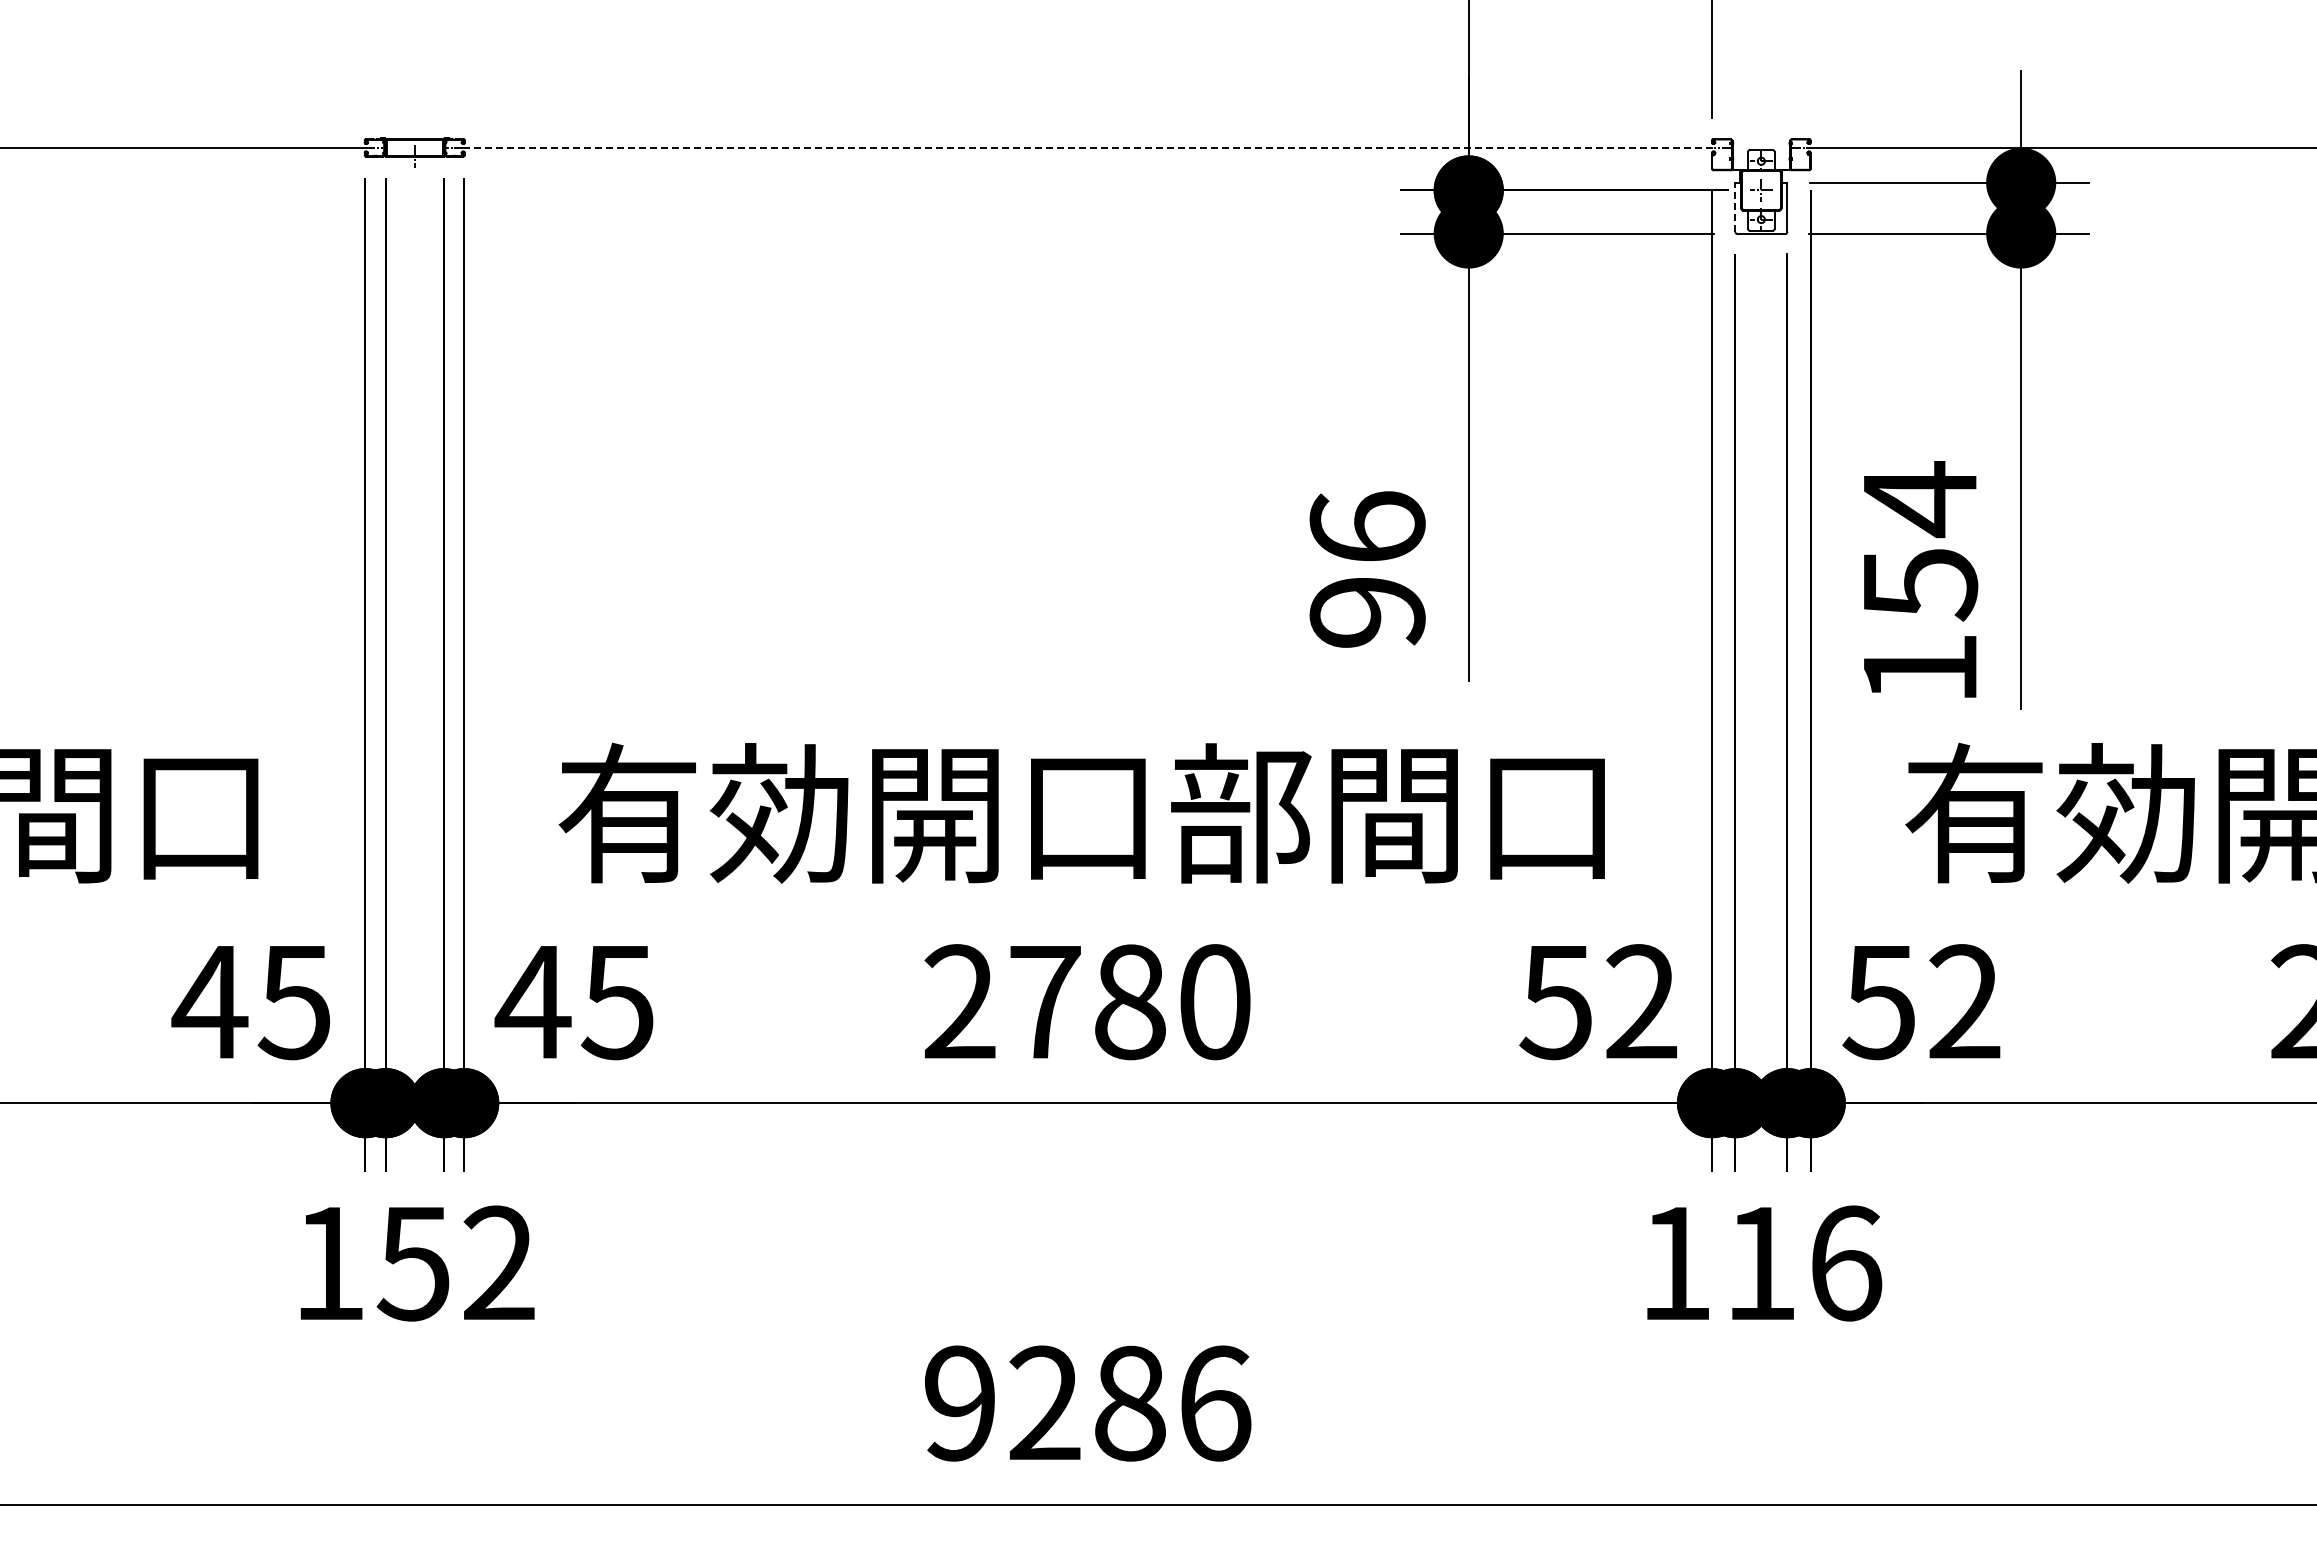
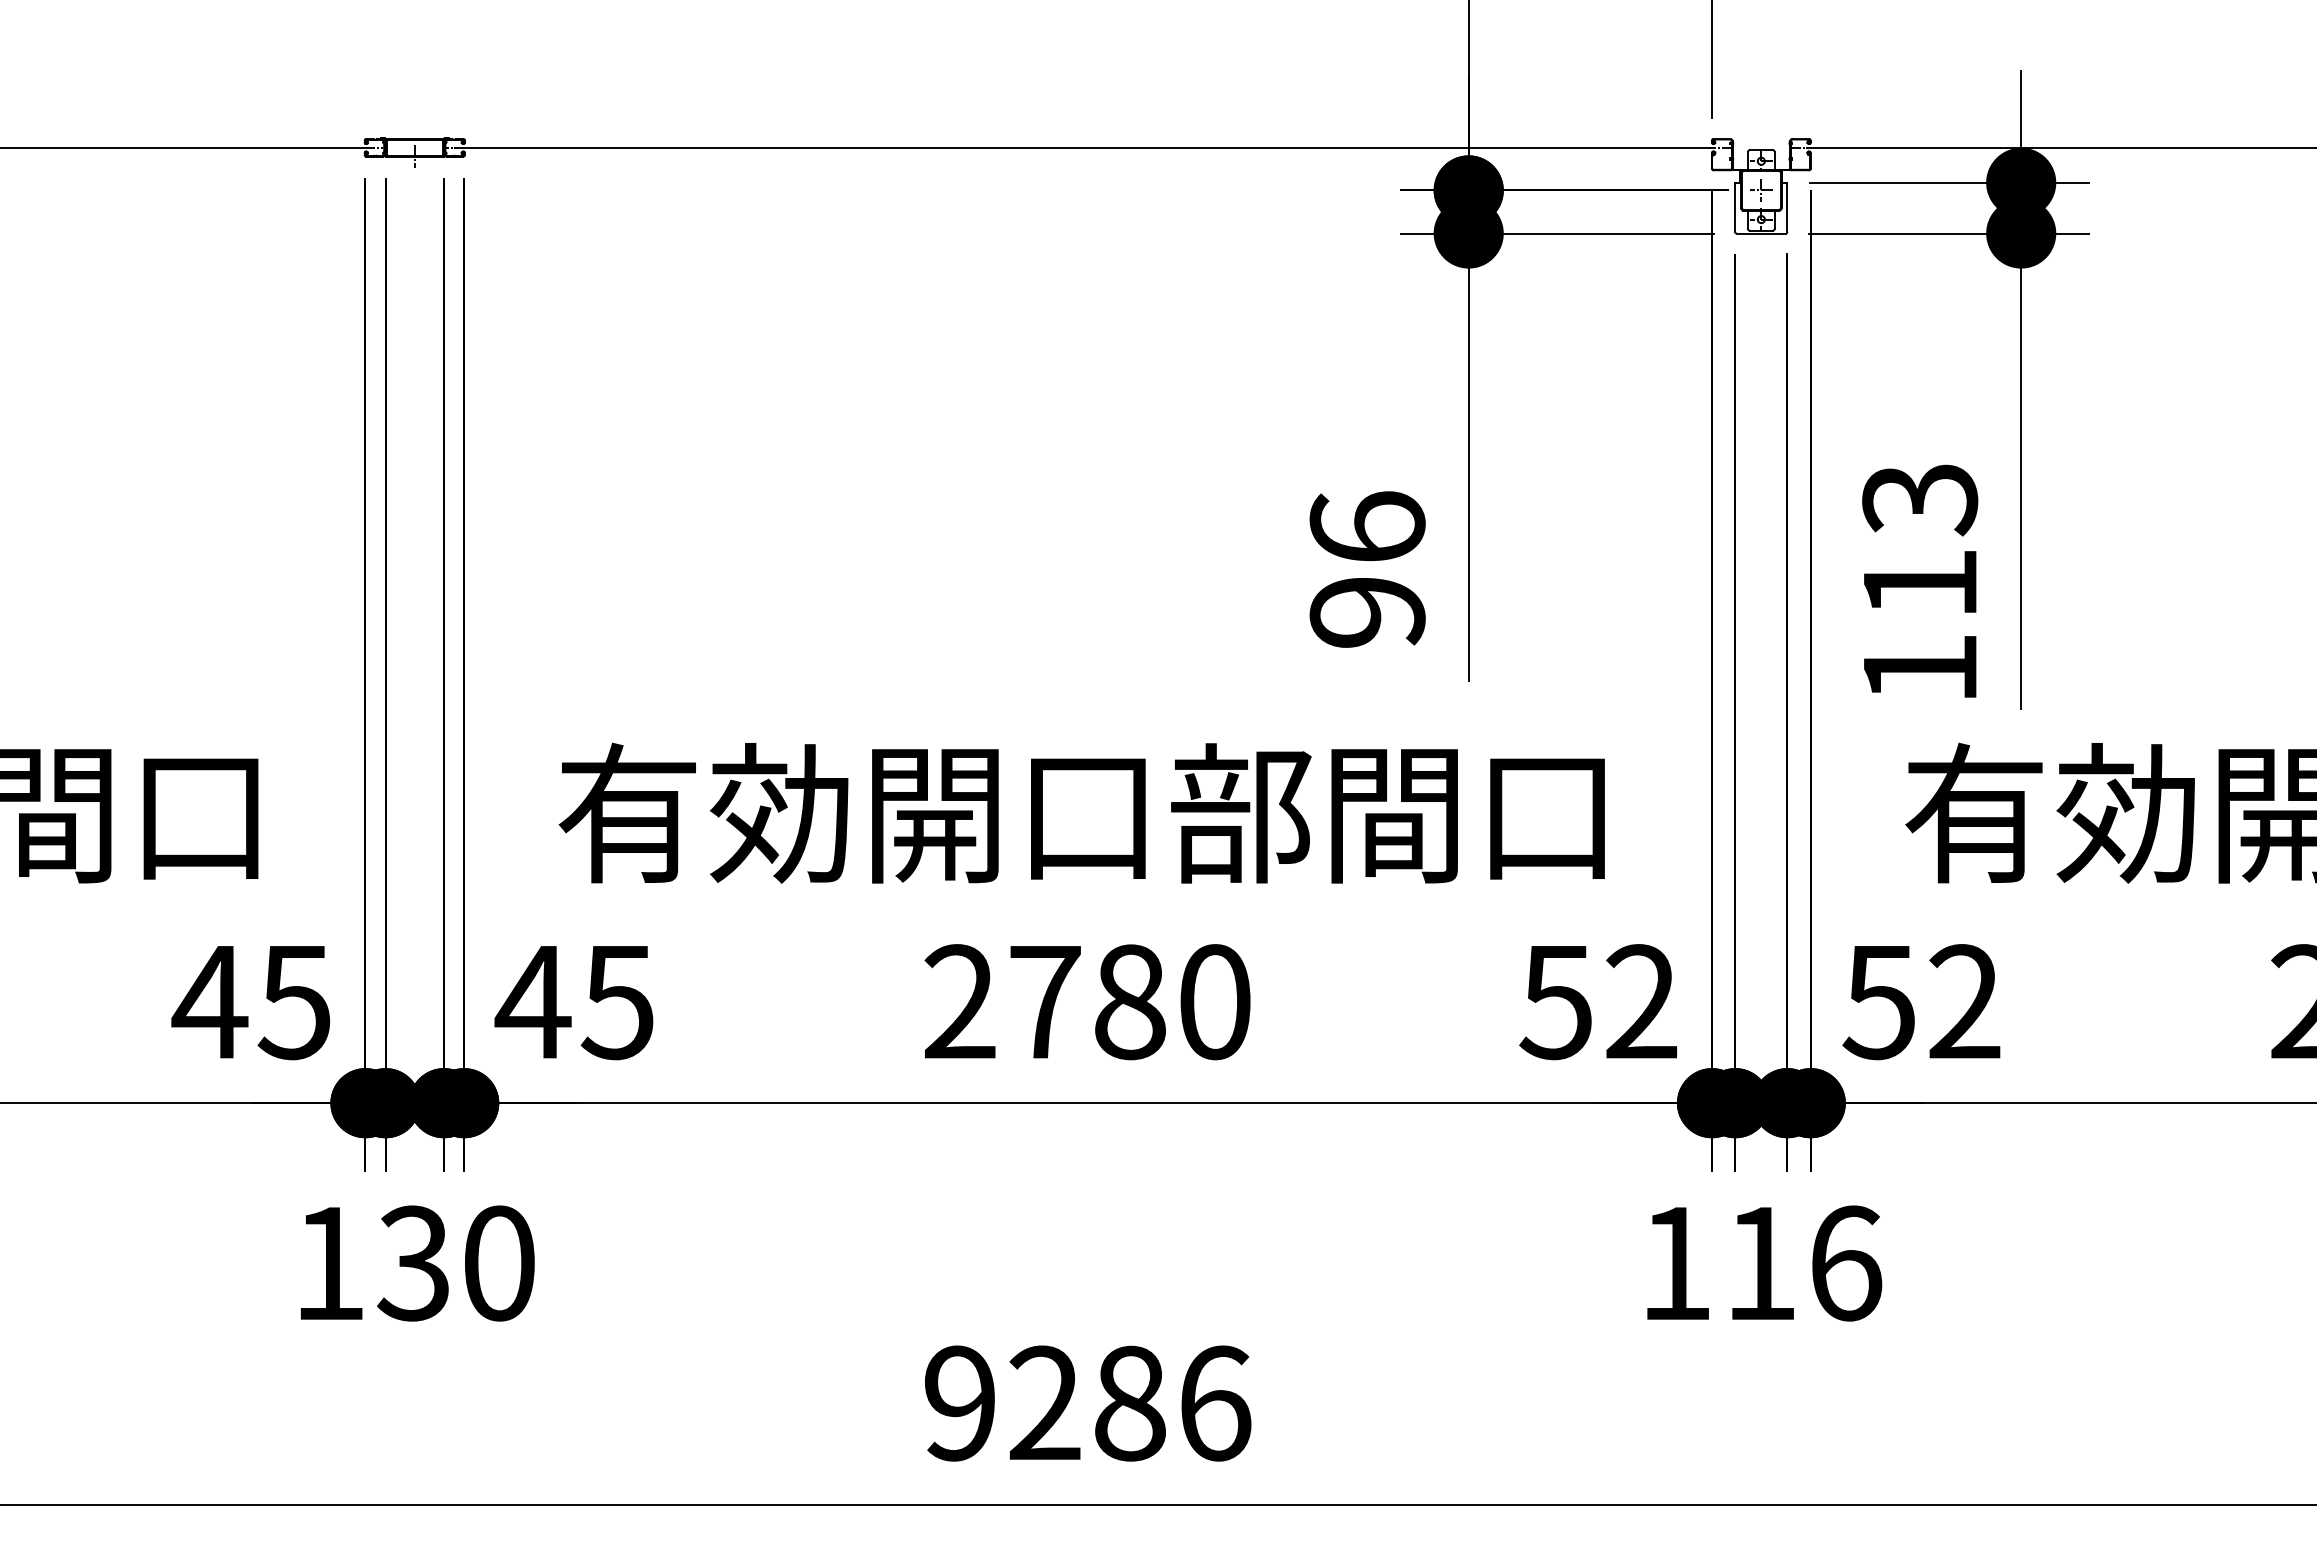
line: dashed -> solid (1088, 147)
line: dashed -> solid (1735, 207)
text: 154 -> 113 (1920, 541)
text: 152 -> 130 (455, 1263)
